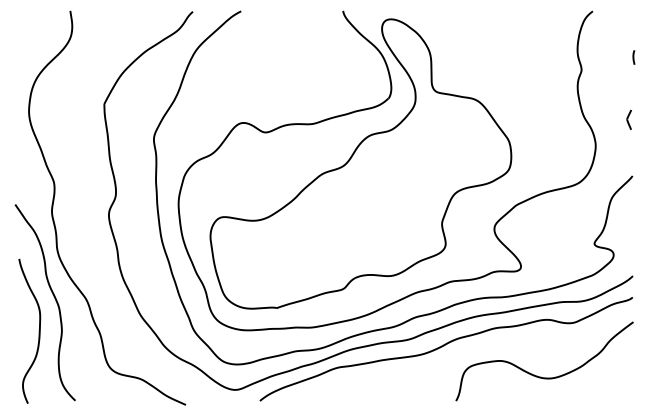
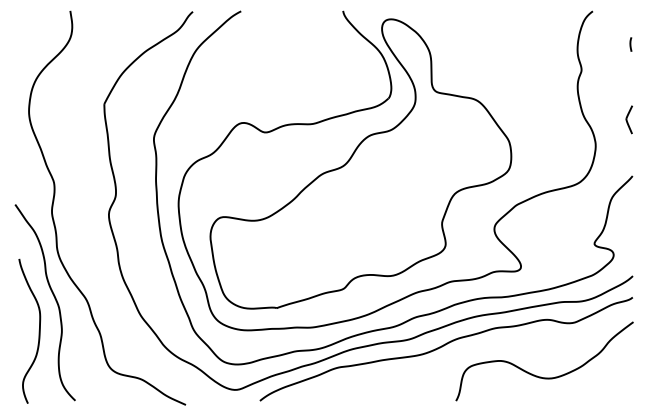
curve position: (633, 57) -> (630, 44) (630, 44)
part size: 6x21 px -> 8x30 px (628, 119)
